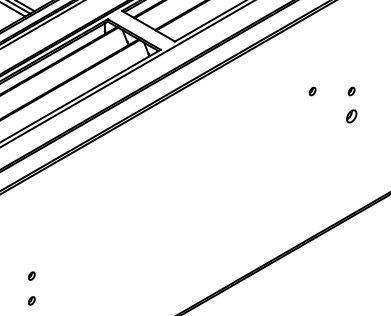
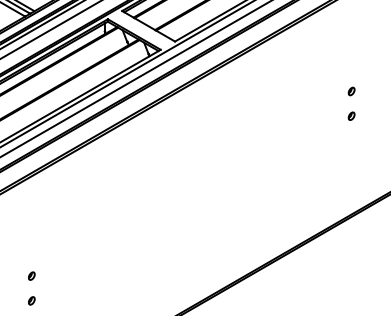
line: none -> present (50, 29)
line: none -> present (135, 79)
part: present -> none (312, 91)
part size: 12x15 px -> 9x10 px (351, 115)
